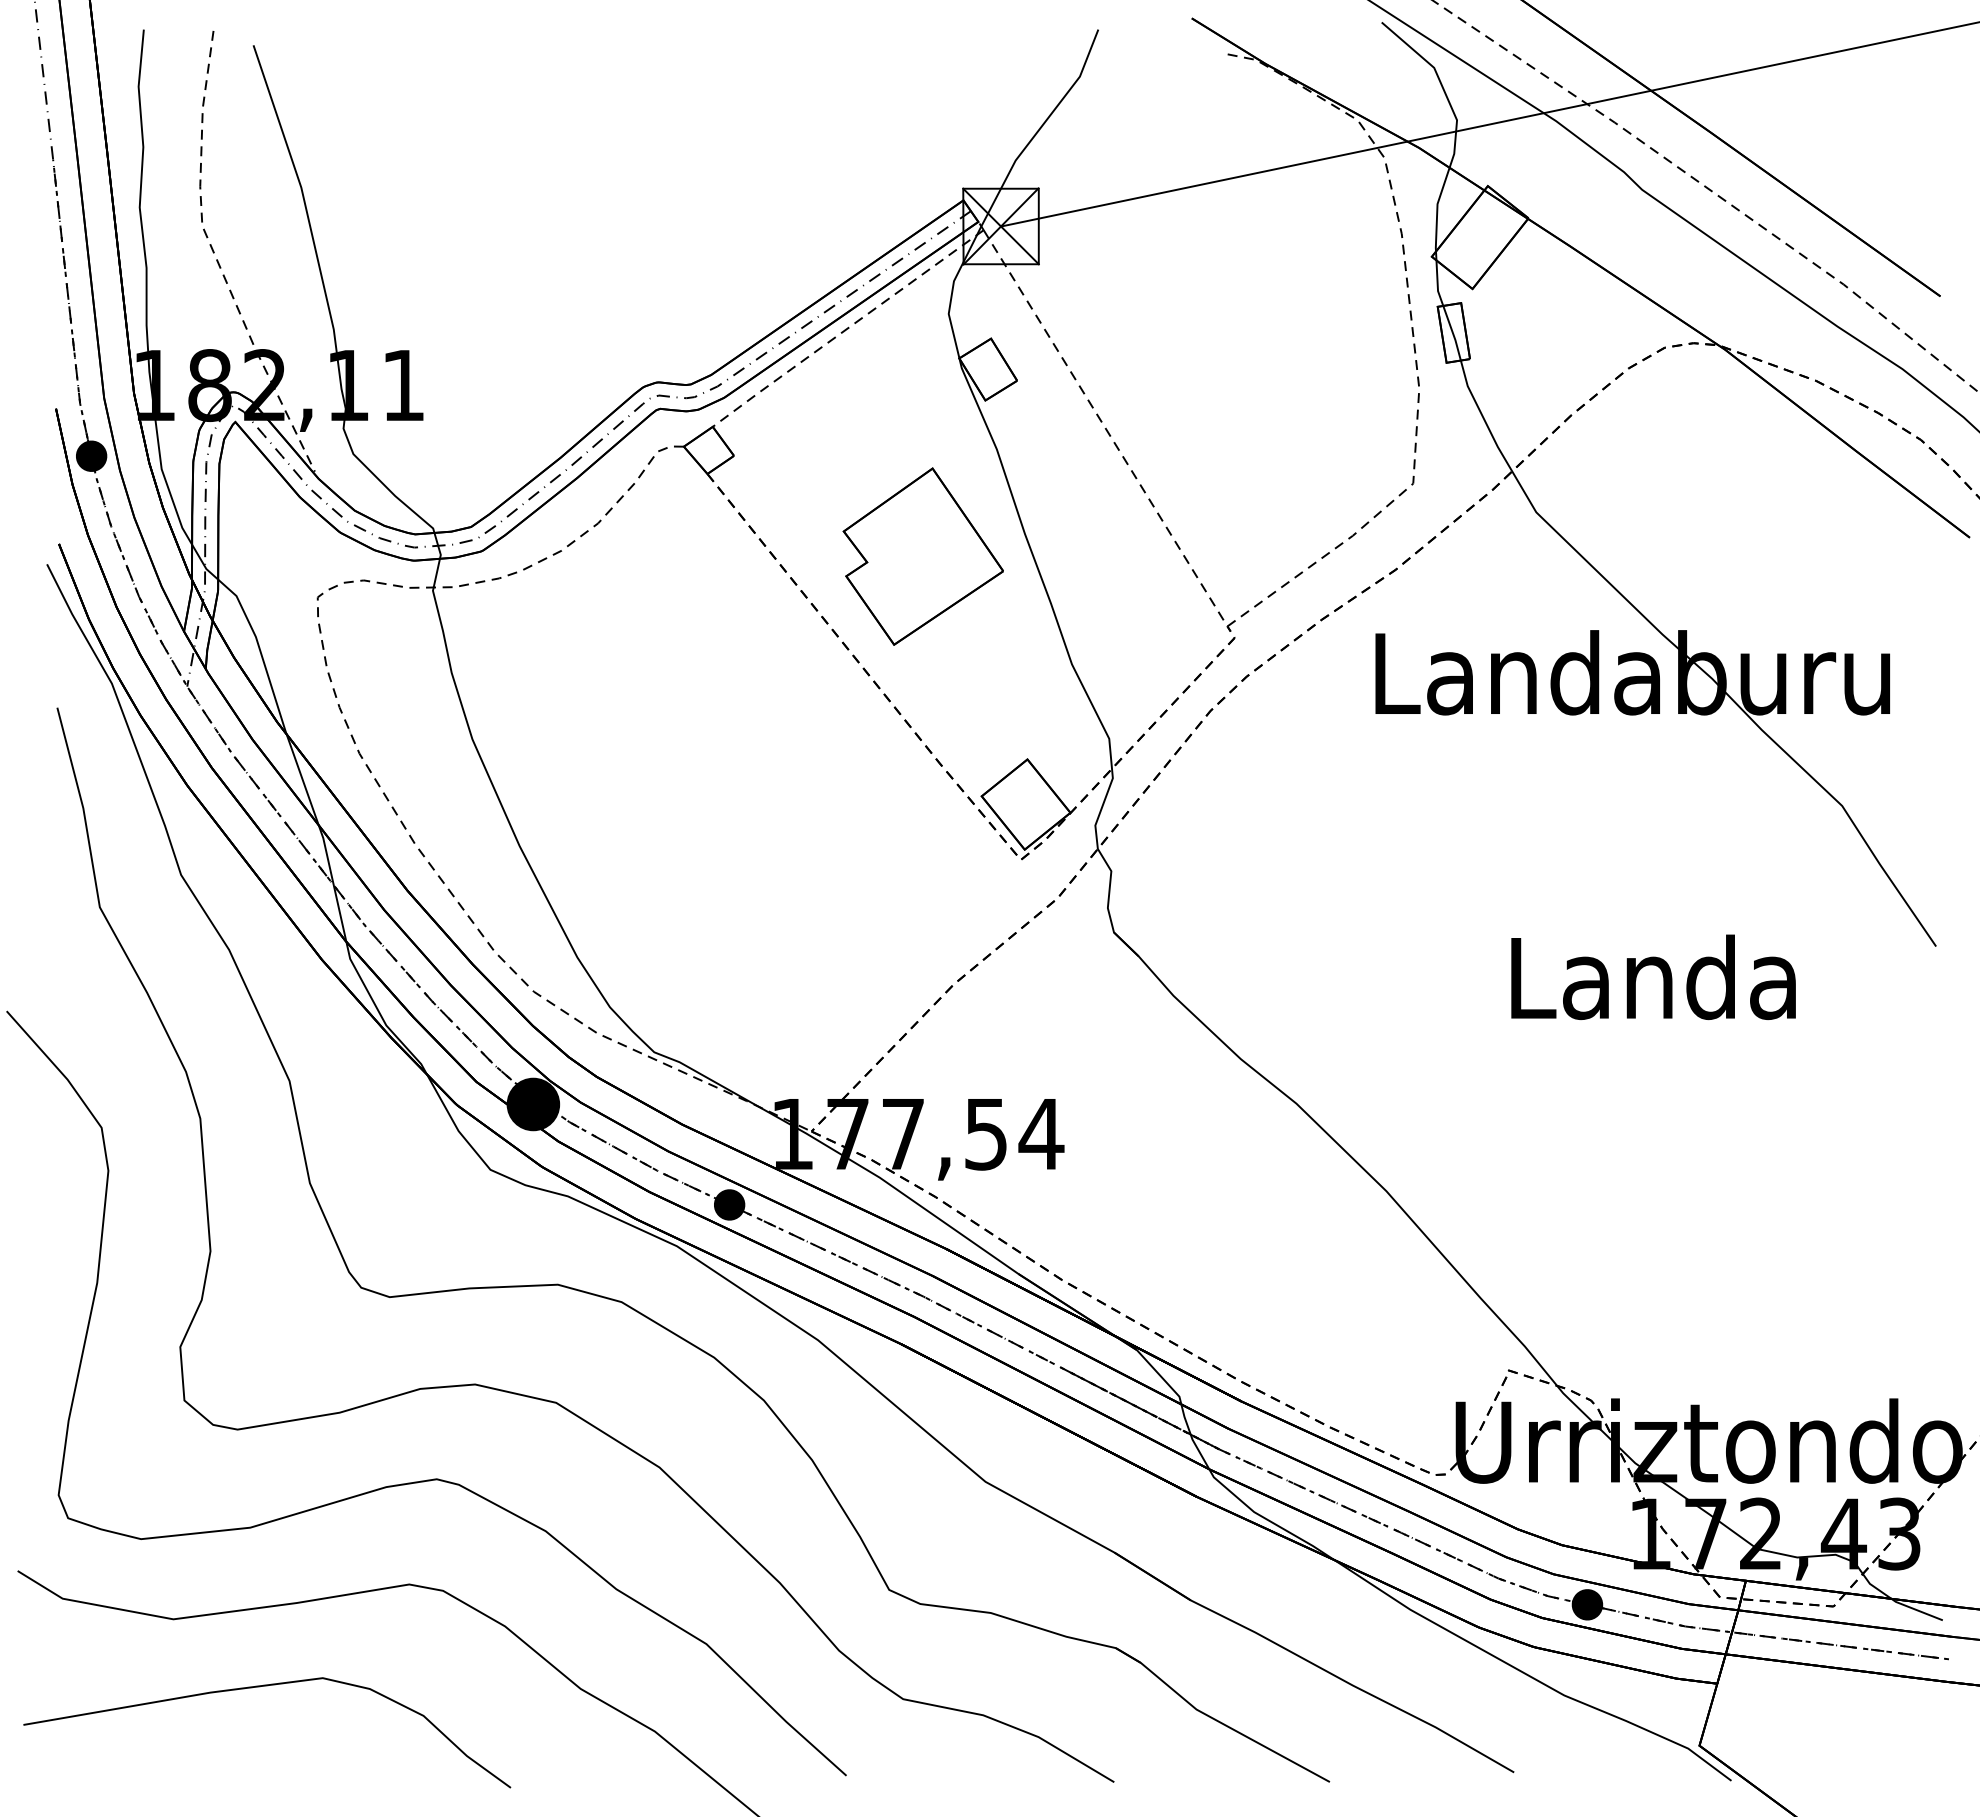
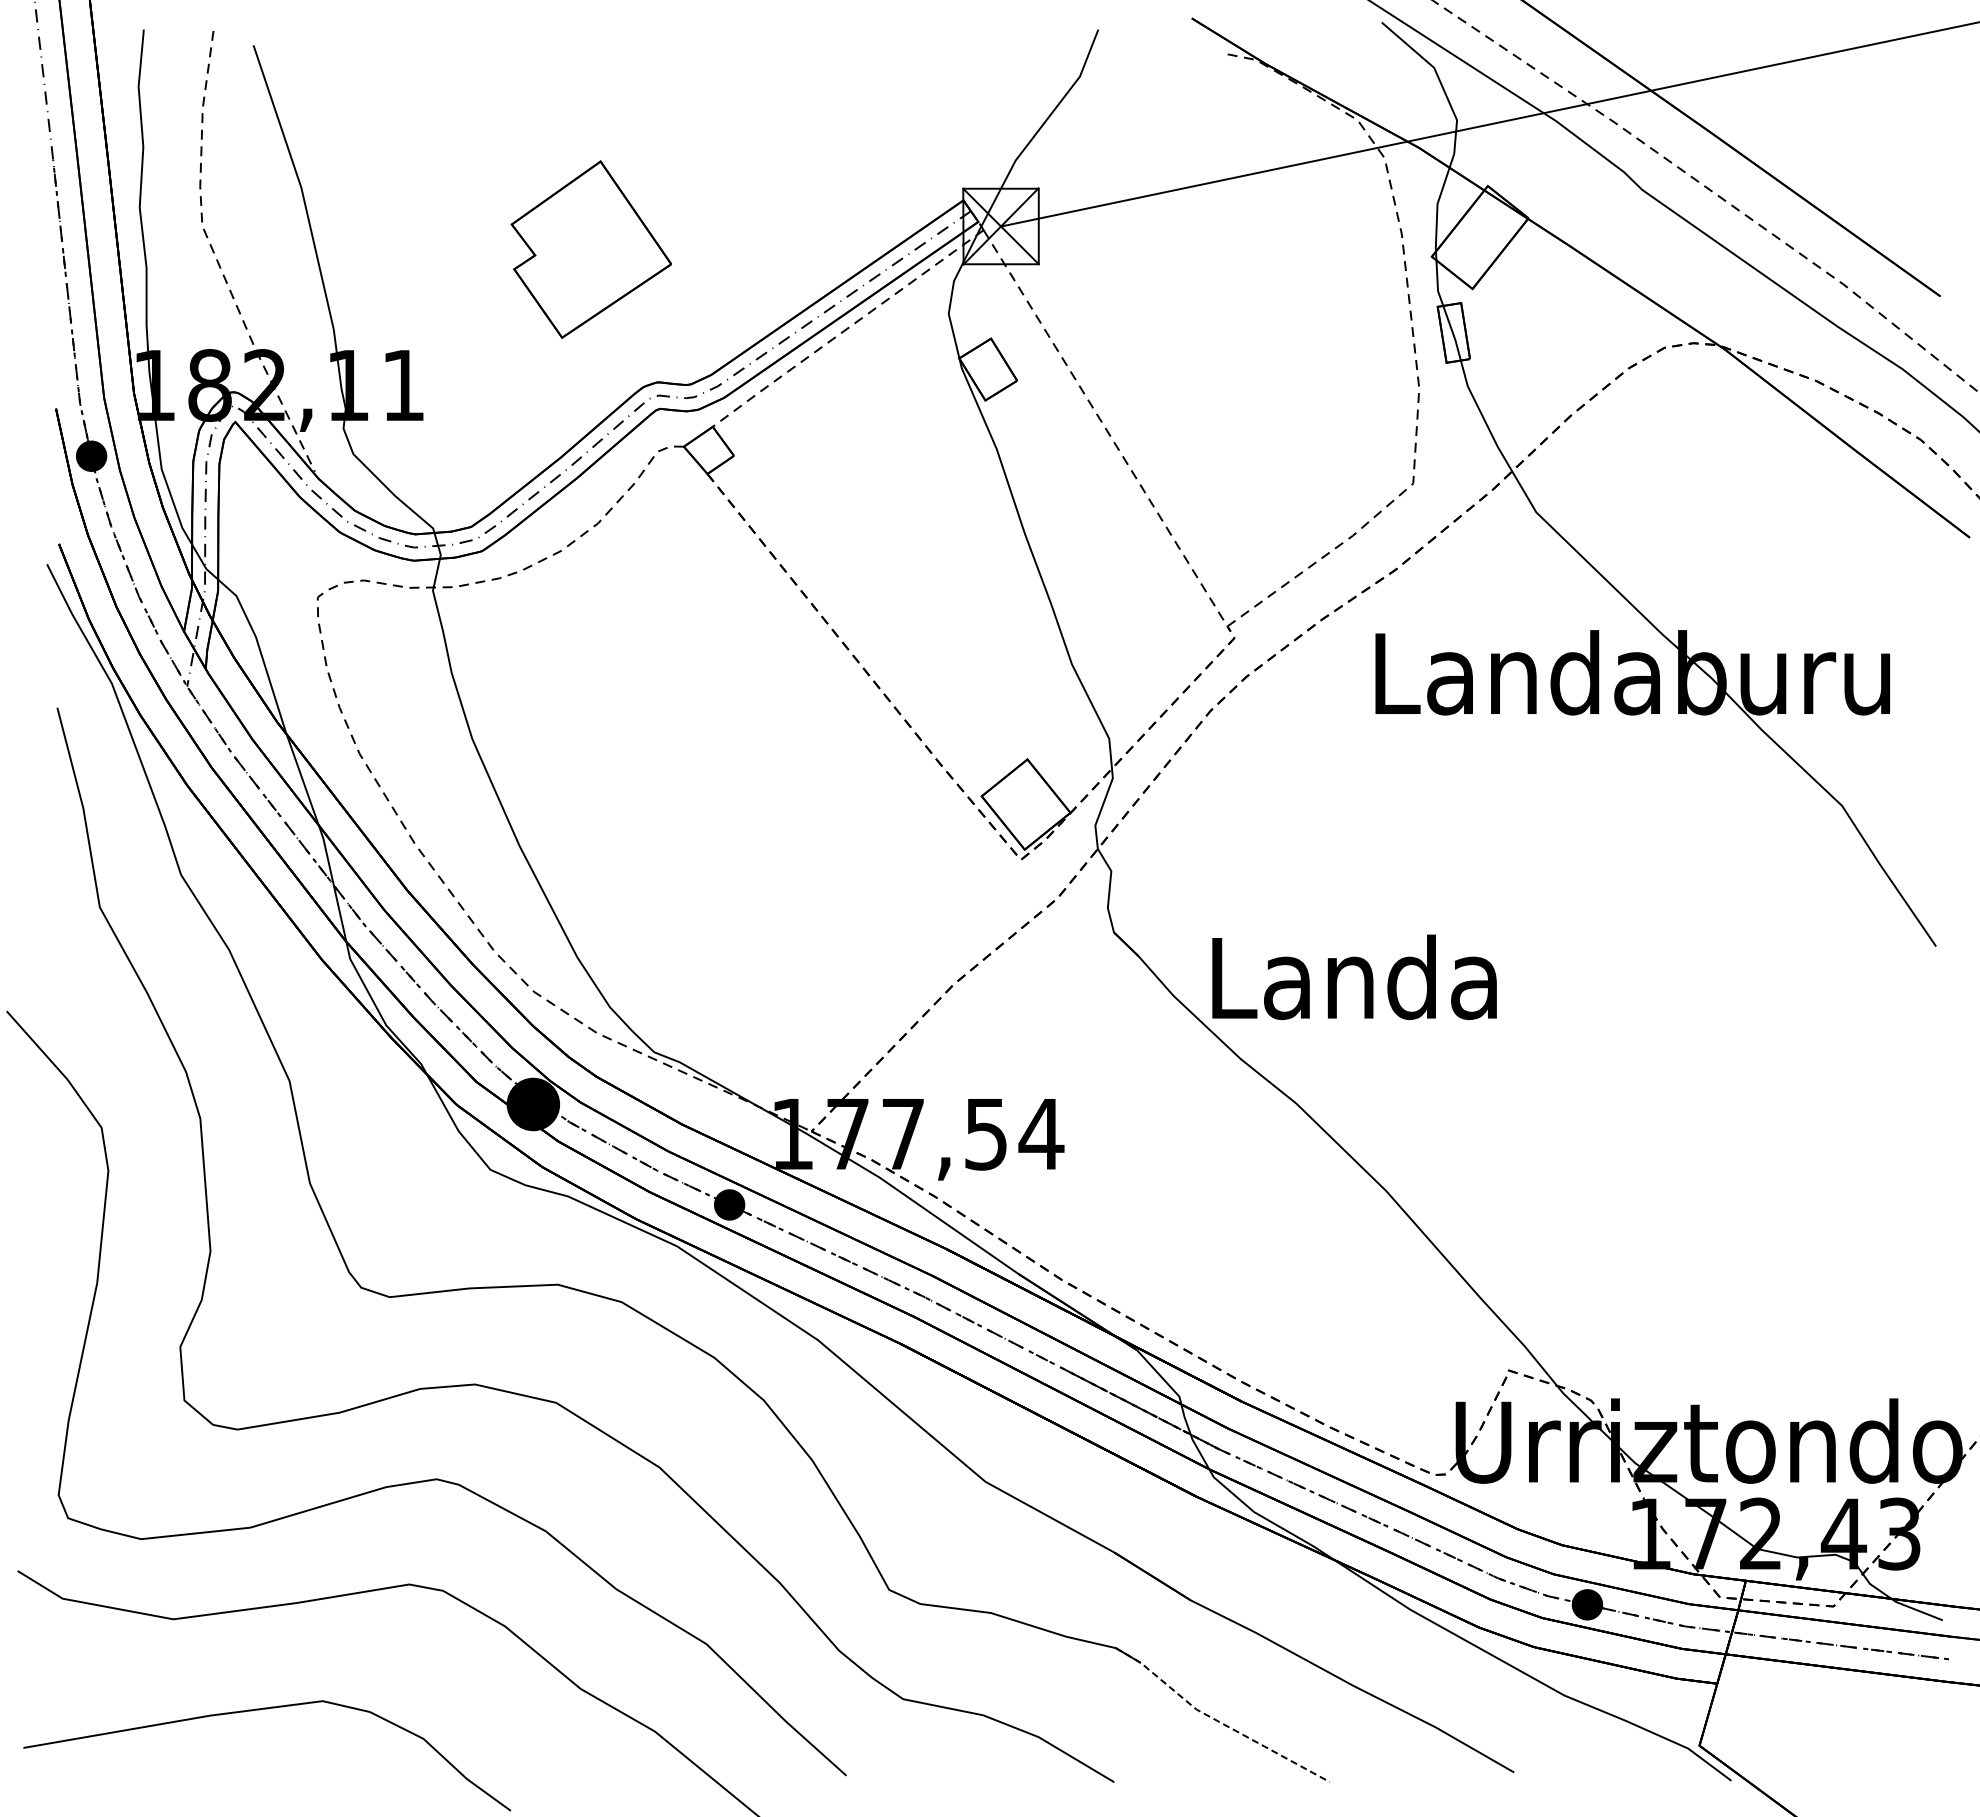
part position: (922, 556) -> (590, 249) (590, 249)
text position: (1653, 976) -> (1354, 976) (1354, 976)
curve position: (260, 1687) -> (260, 1710) (260, 1710)
line: solid -> dashed (1217, 1721)
